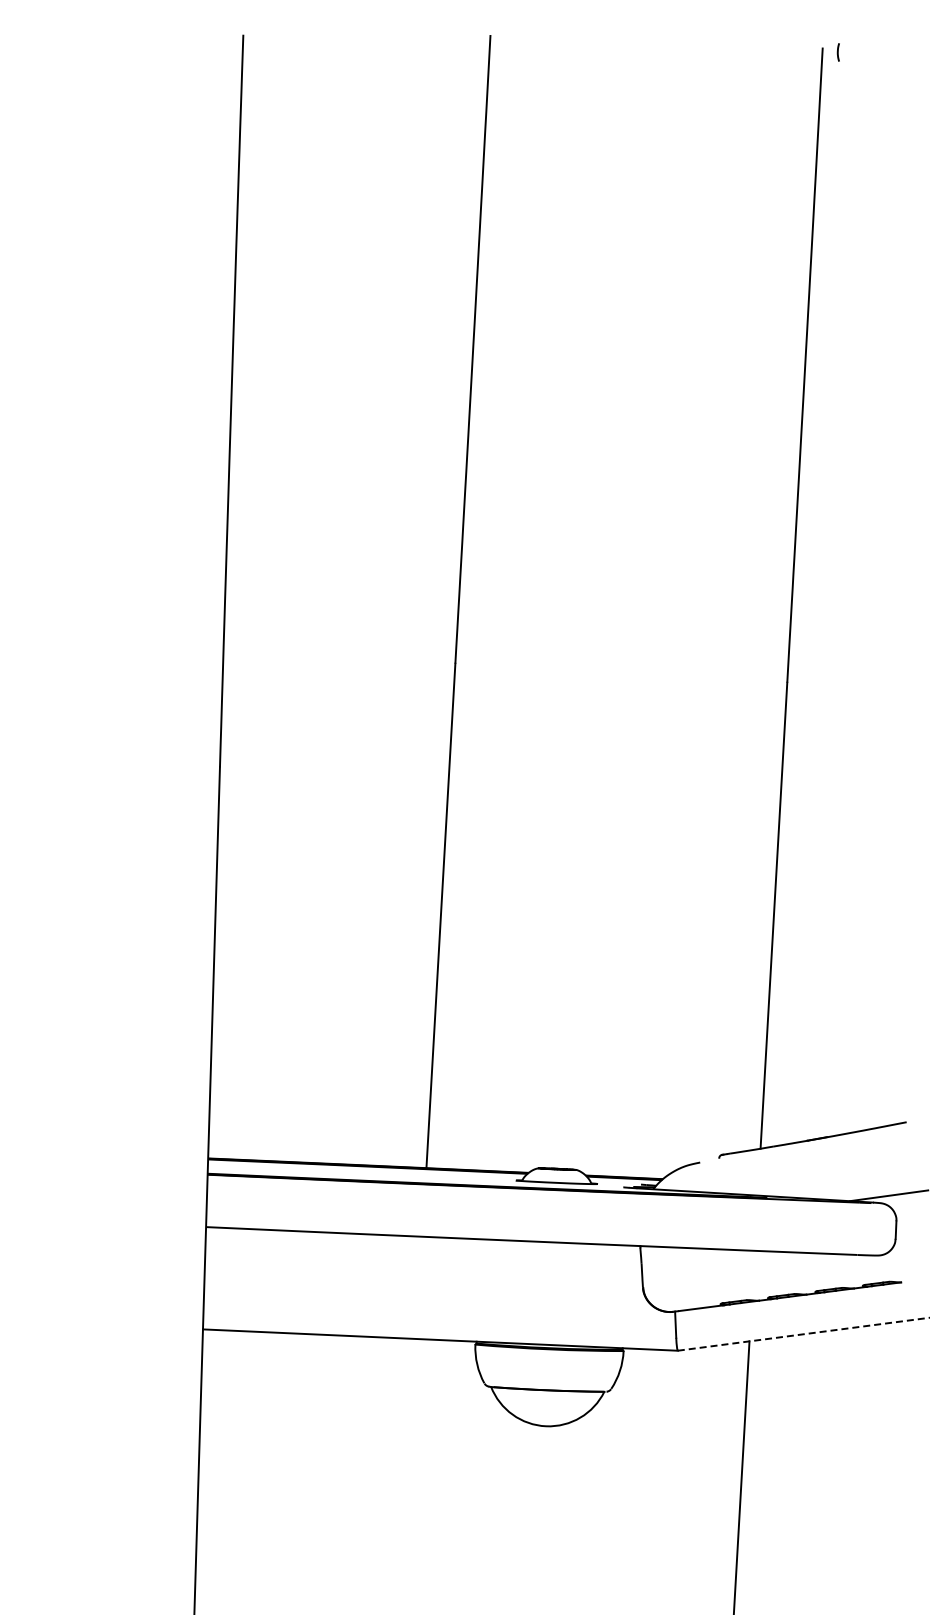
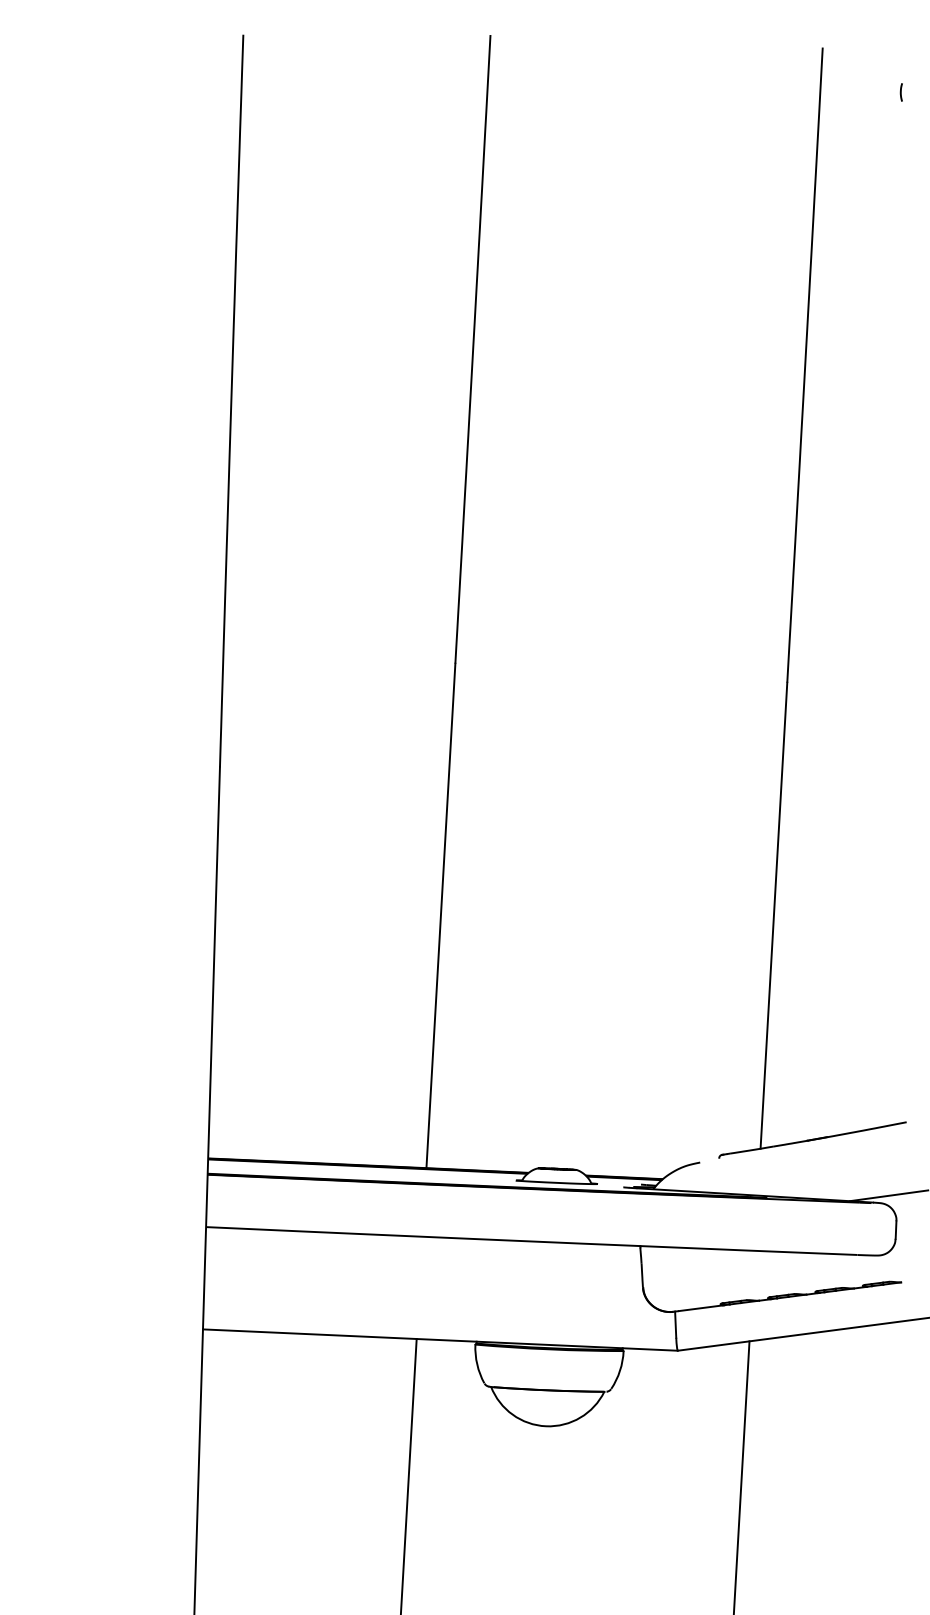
line position: (837, 52) -> (900, 92) (900, 92)
line: dashed -> solid (803, 1334)
line: none -> present (408, 1475)
